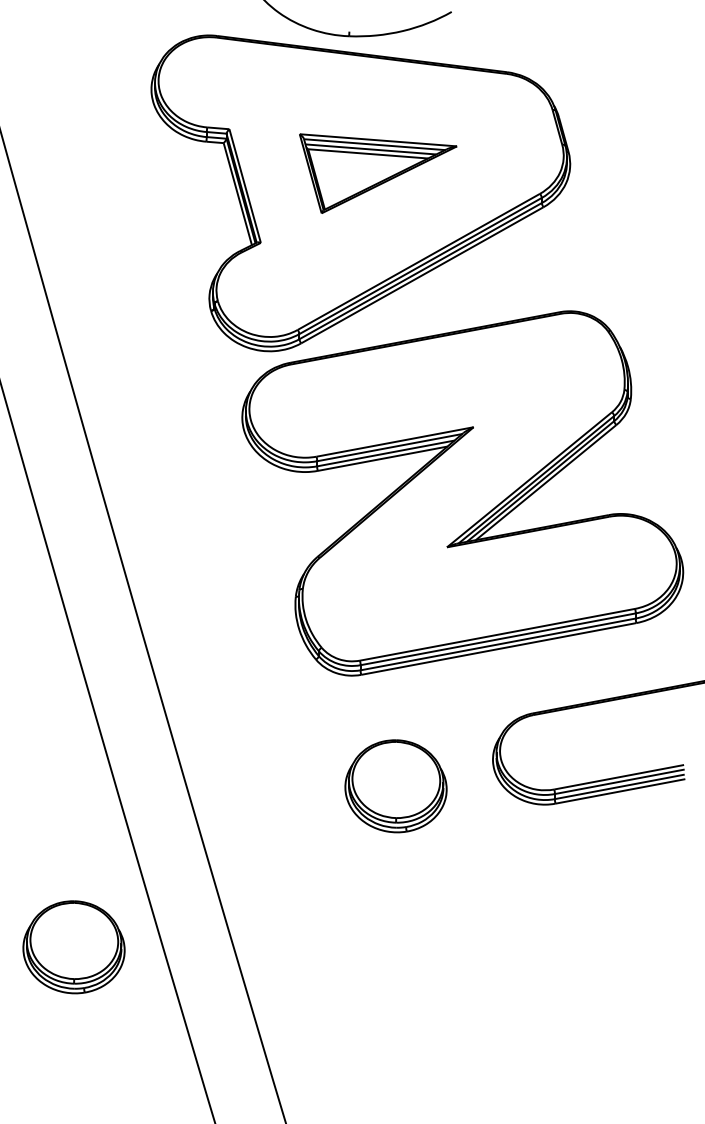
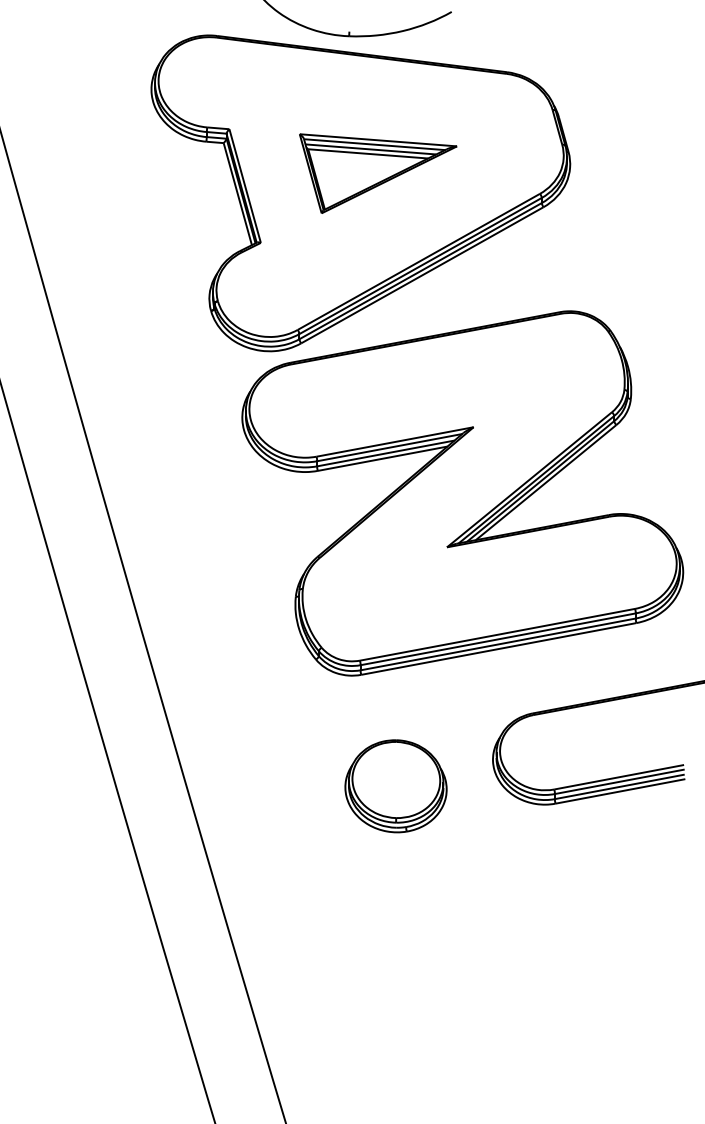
part: present -> none (73, 947)
